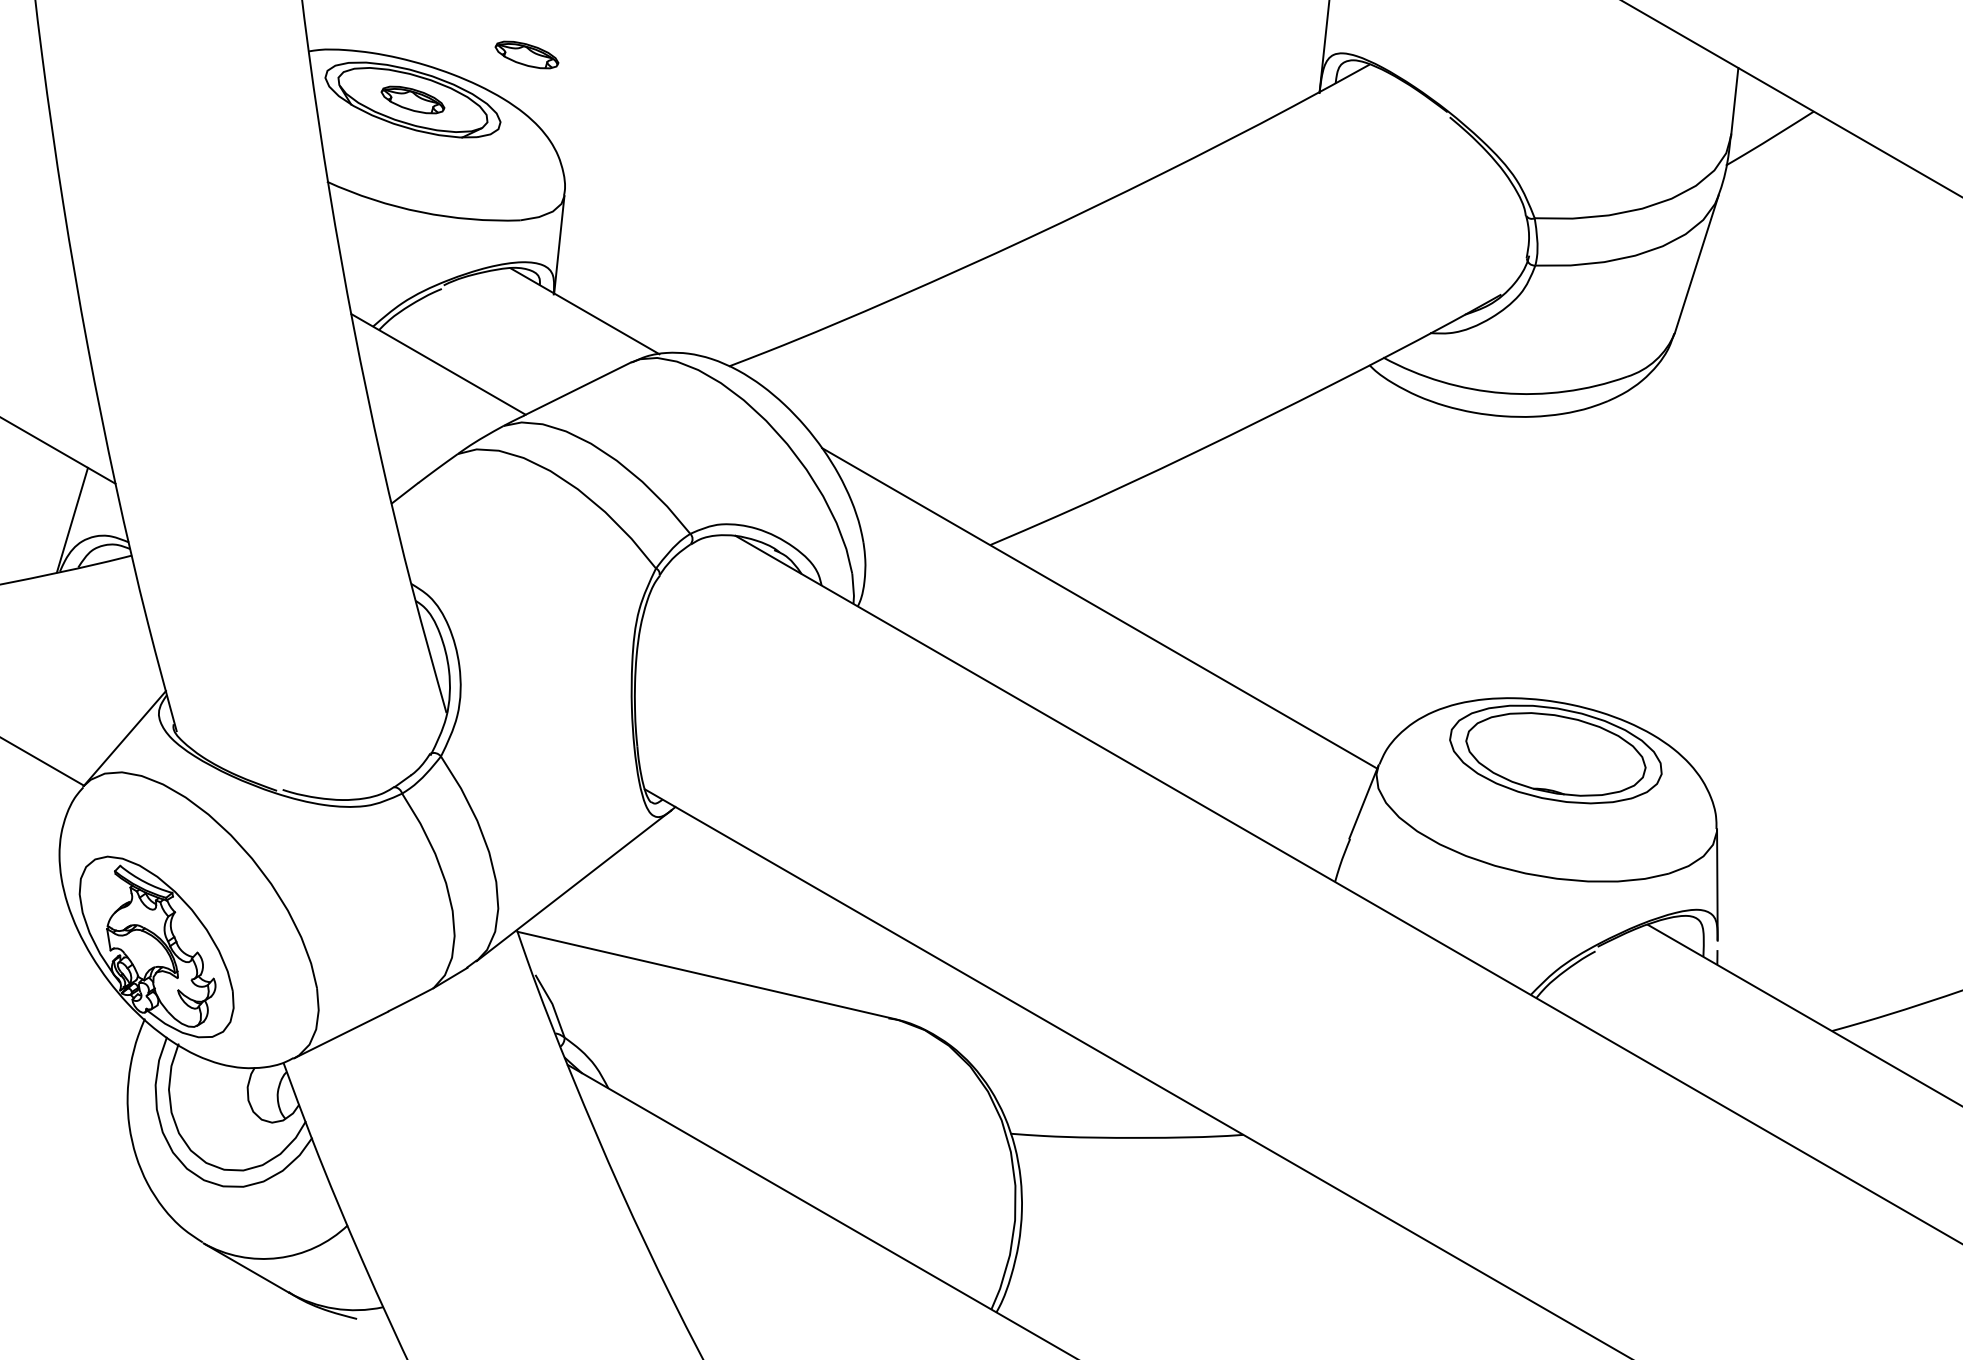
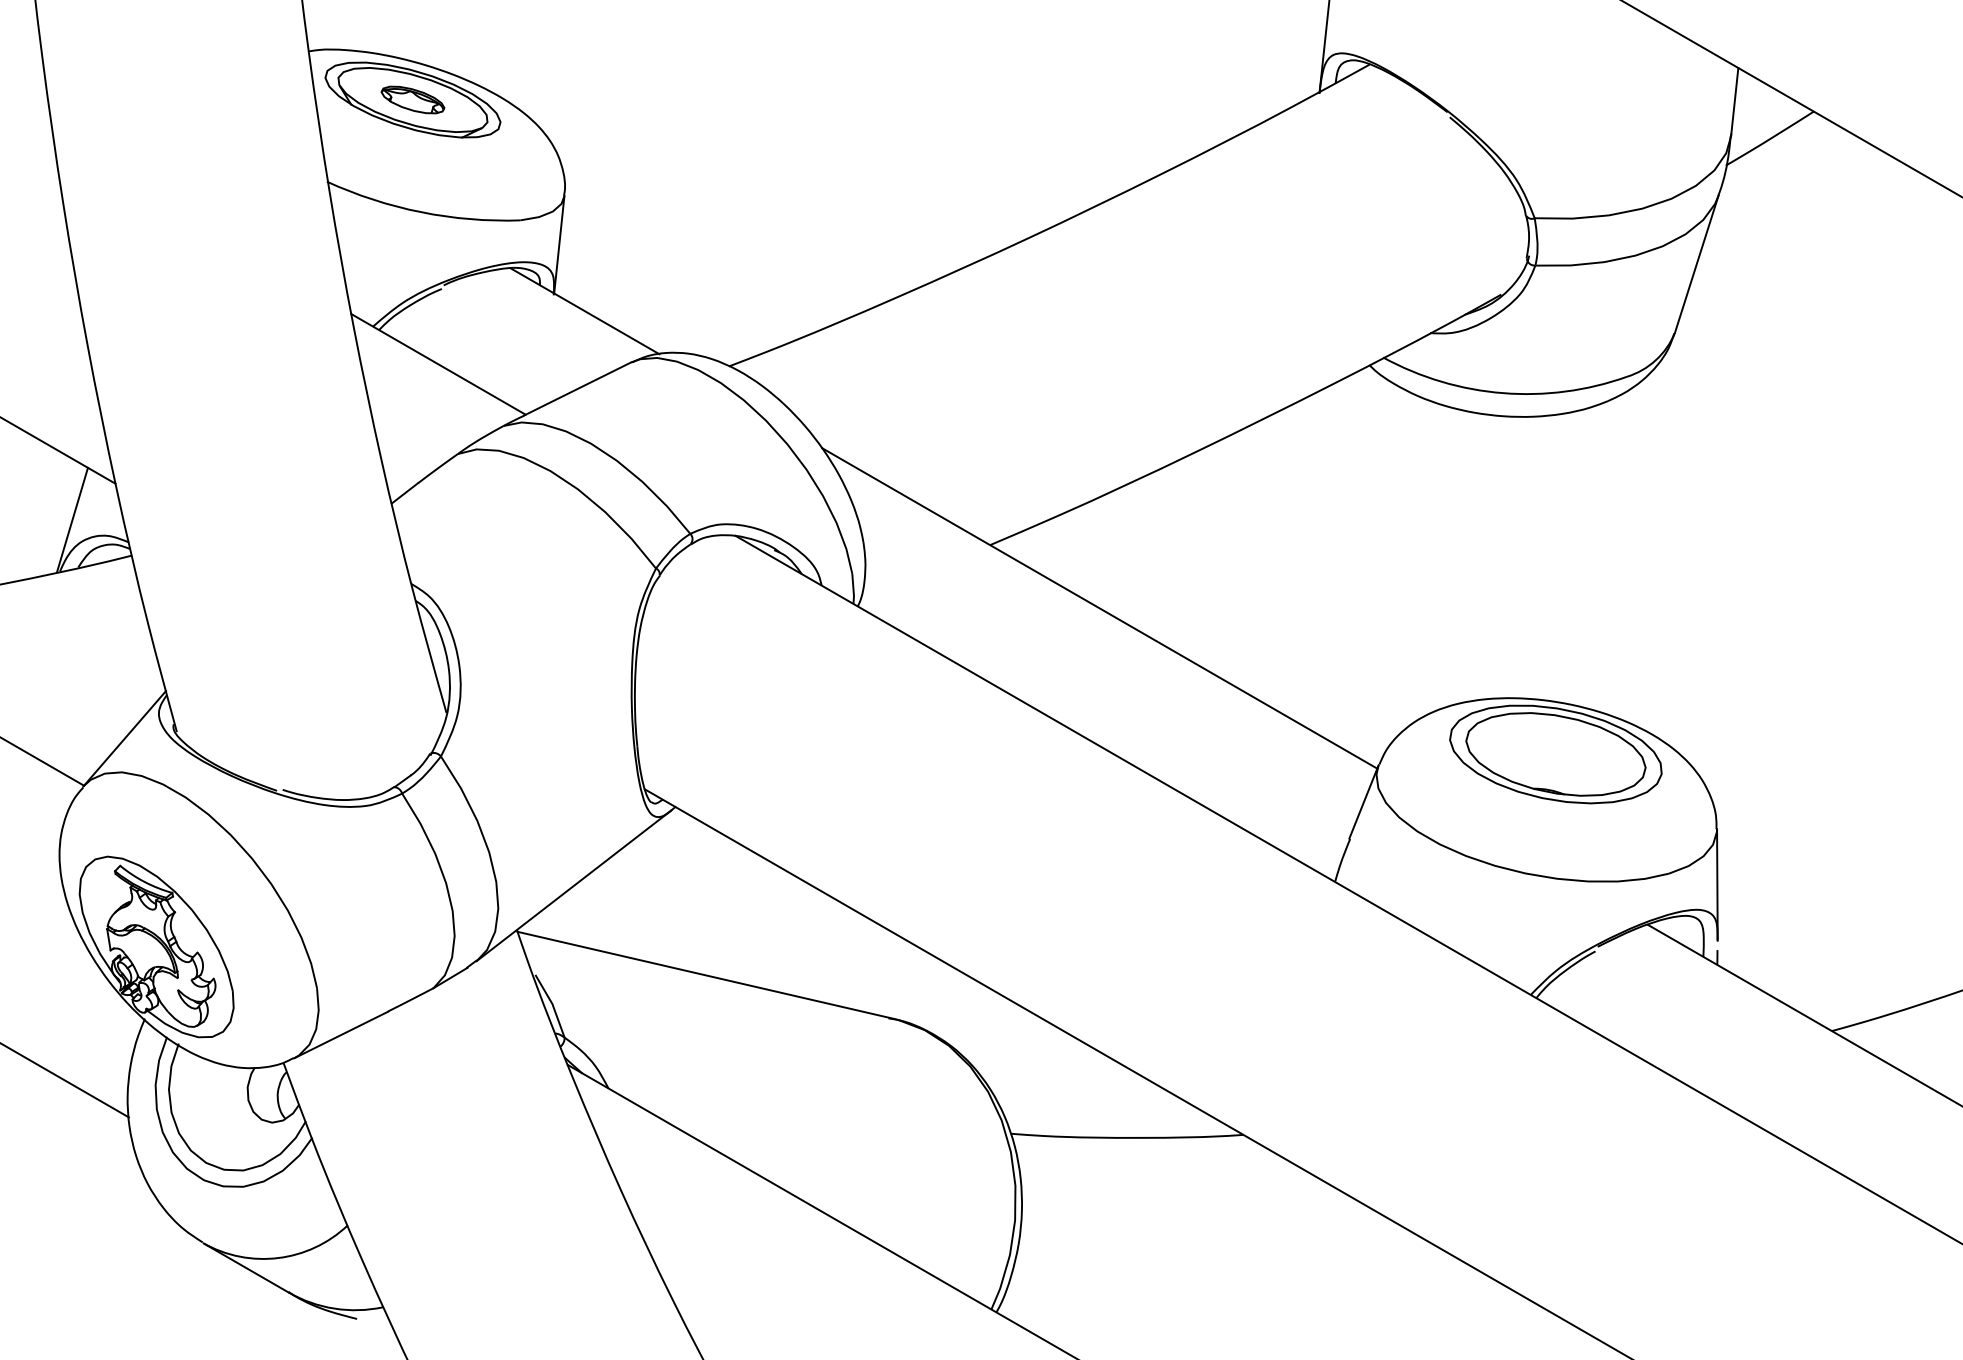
part: present -> none (526, 54)
line: none -> present (65, 1080)
